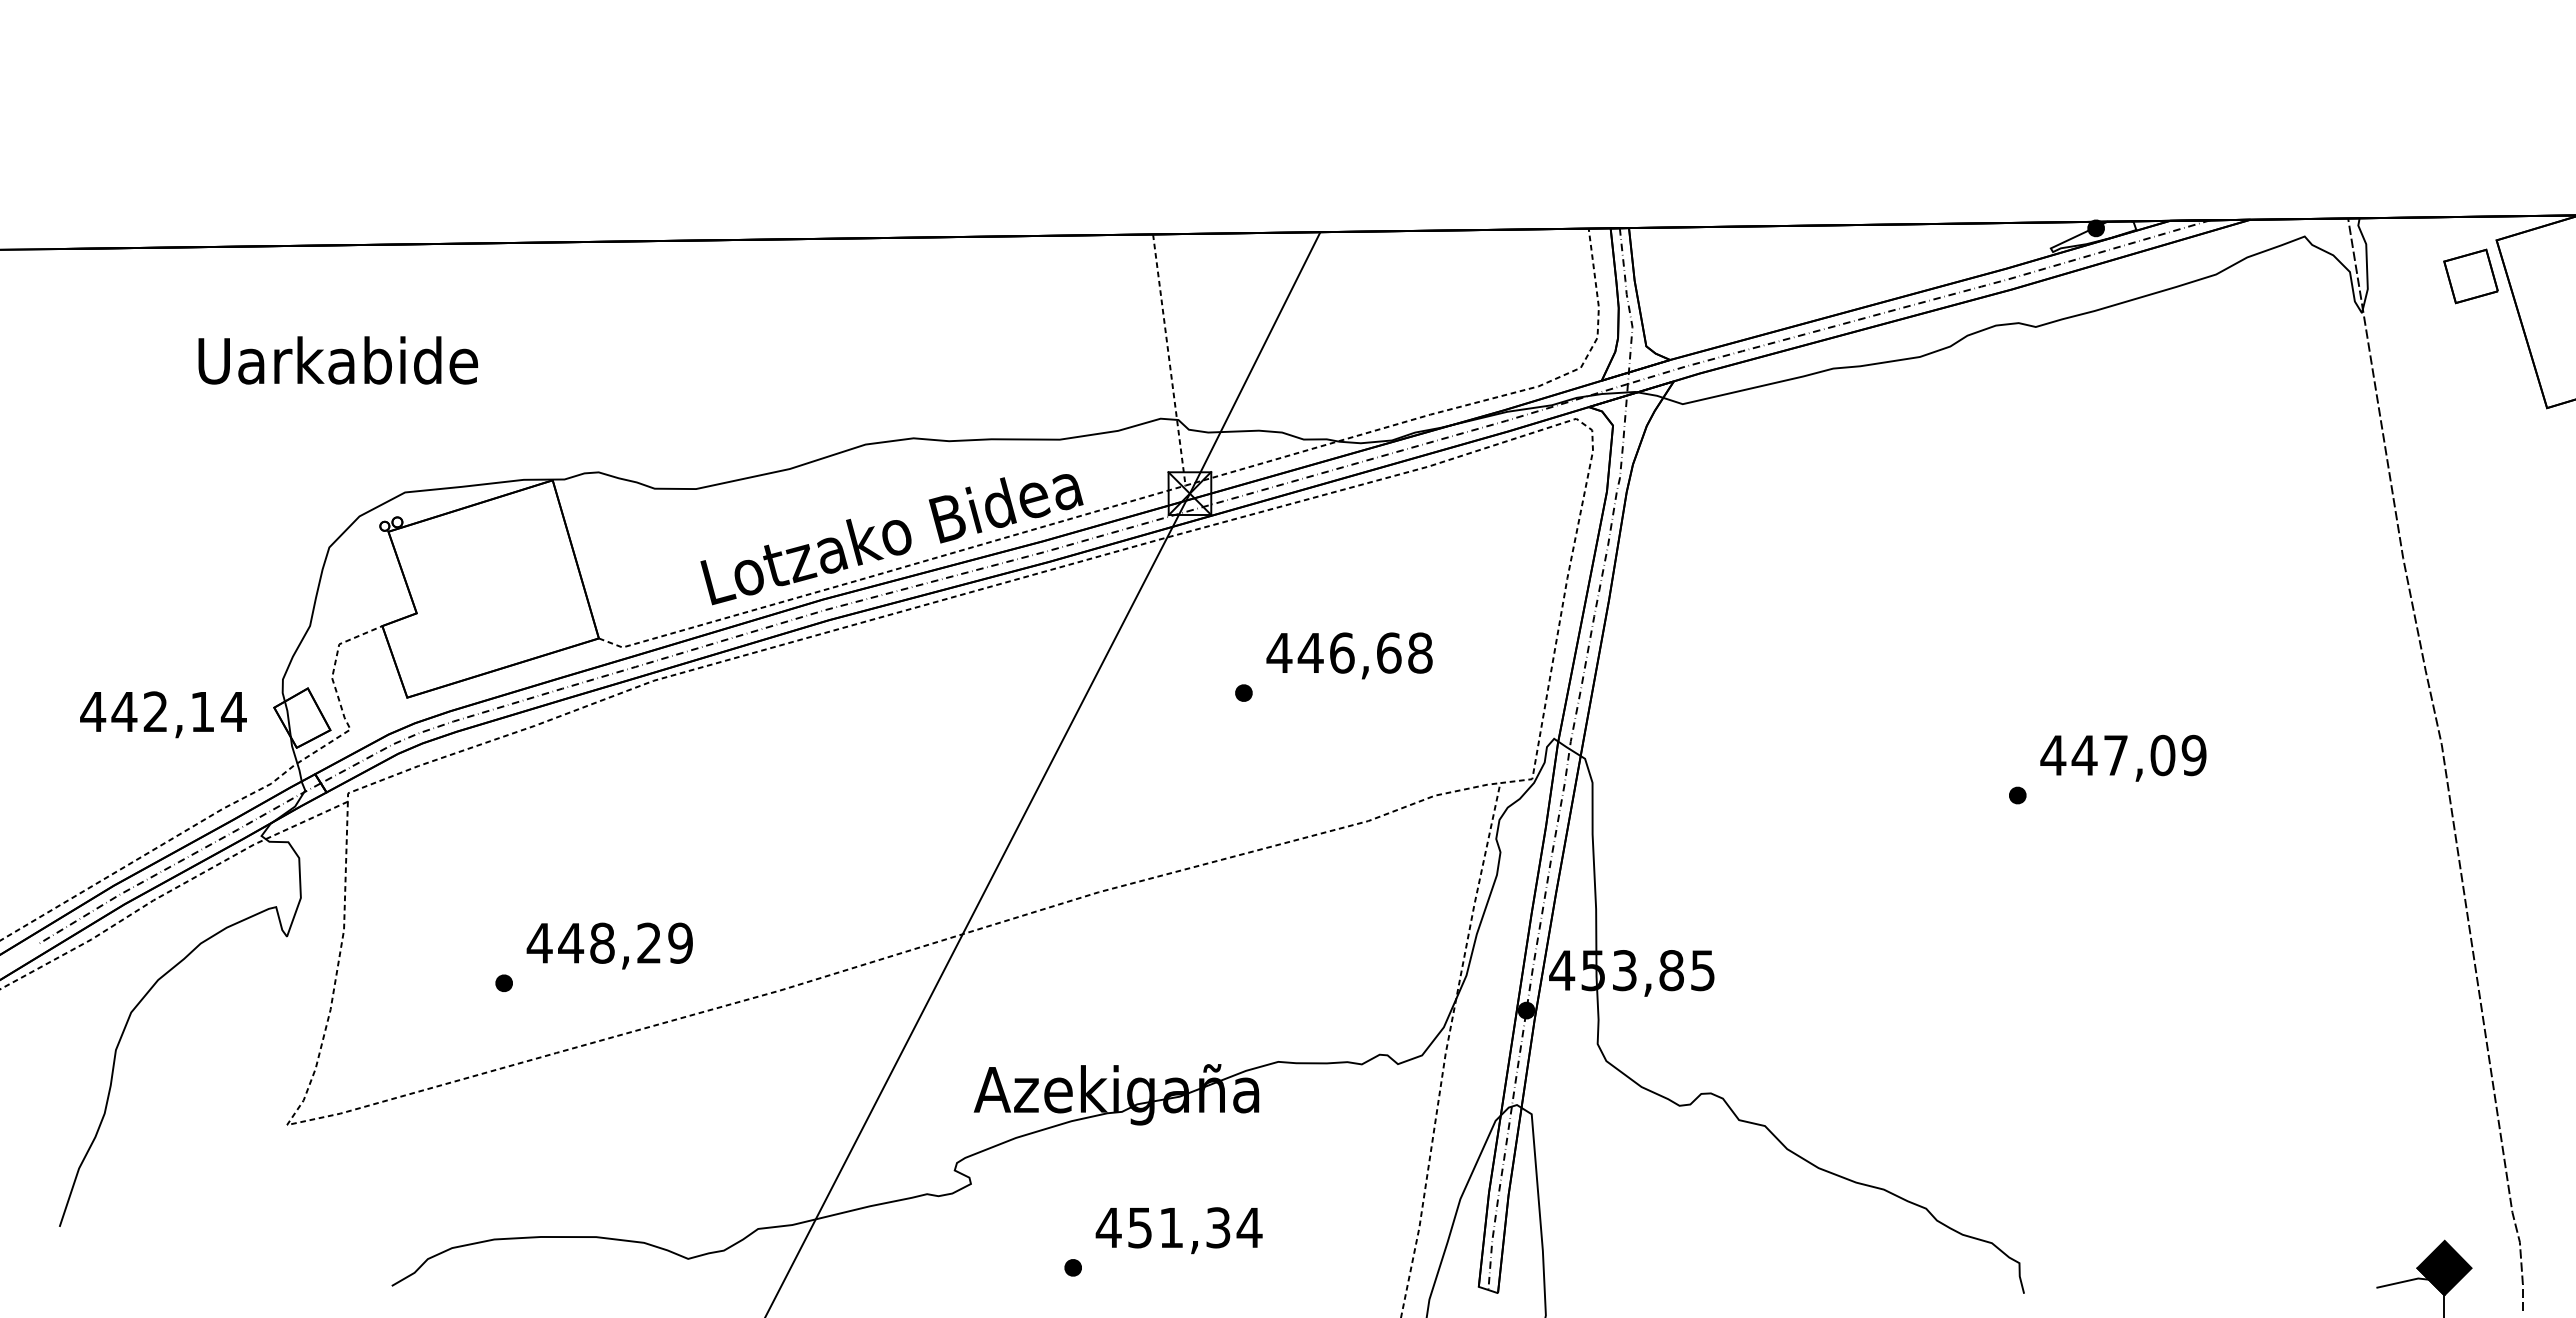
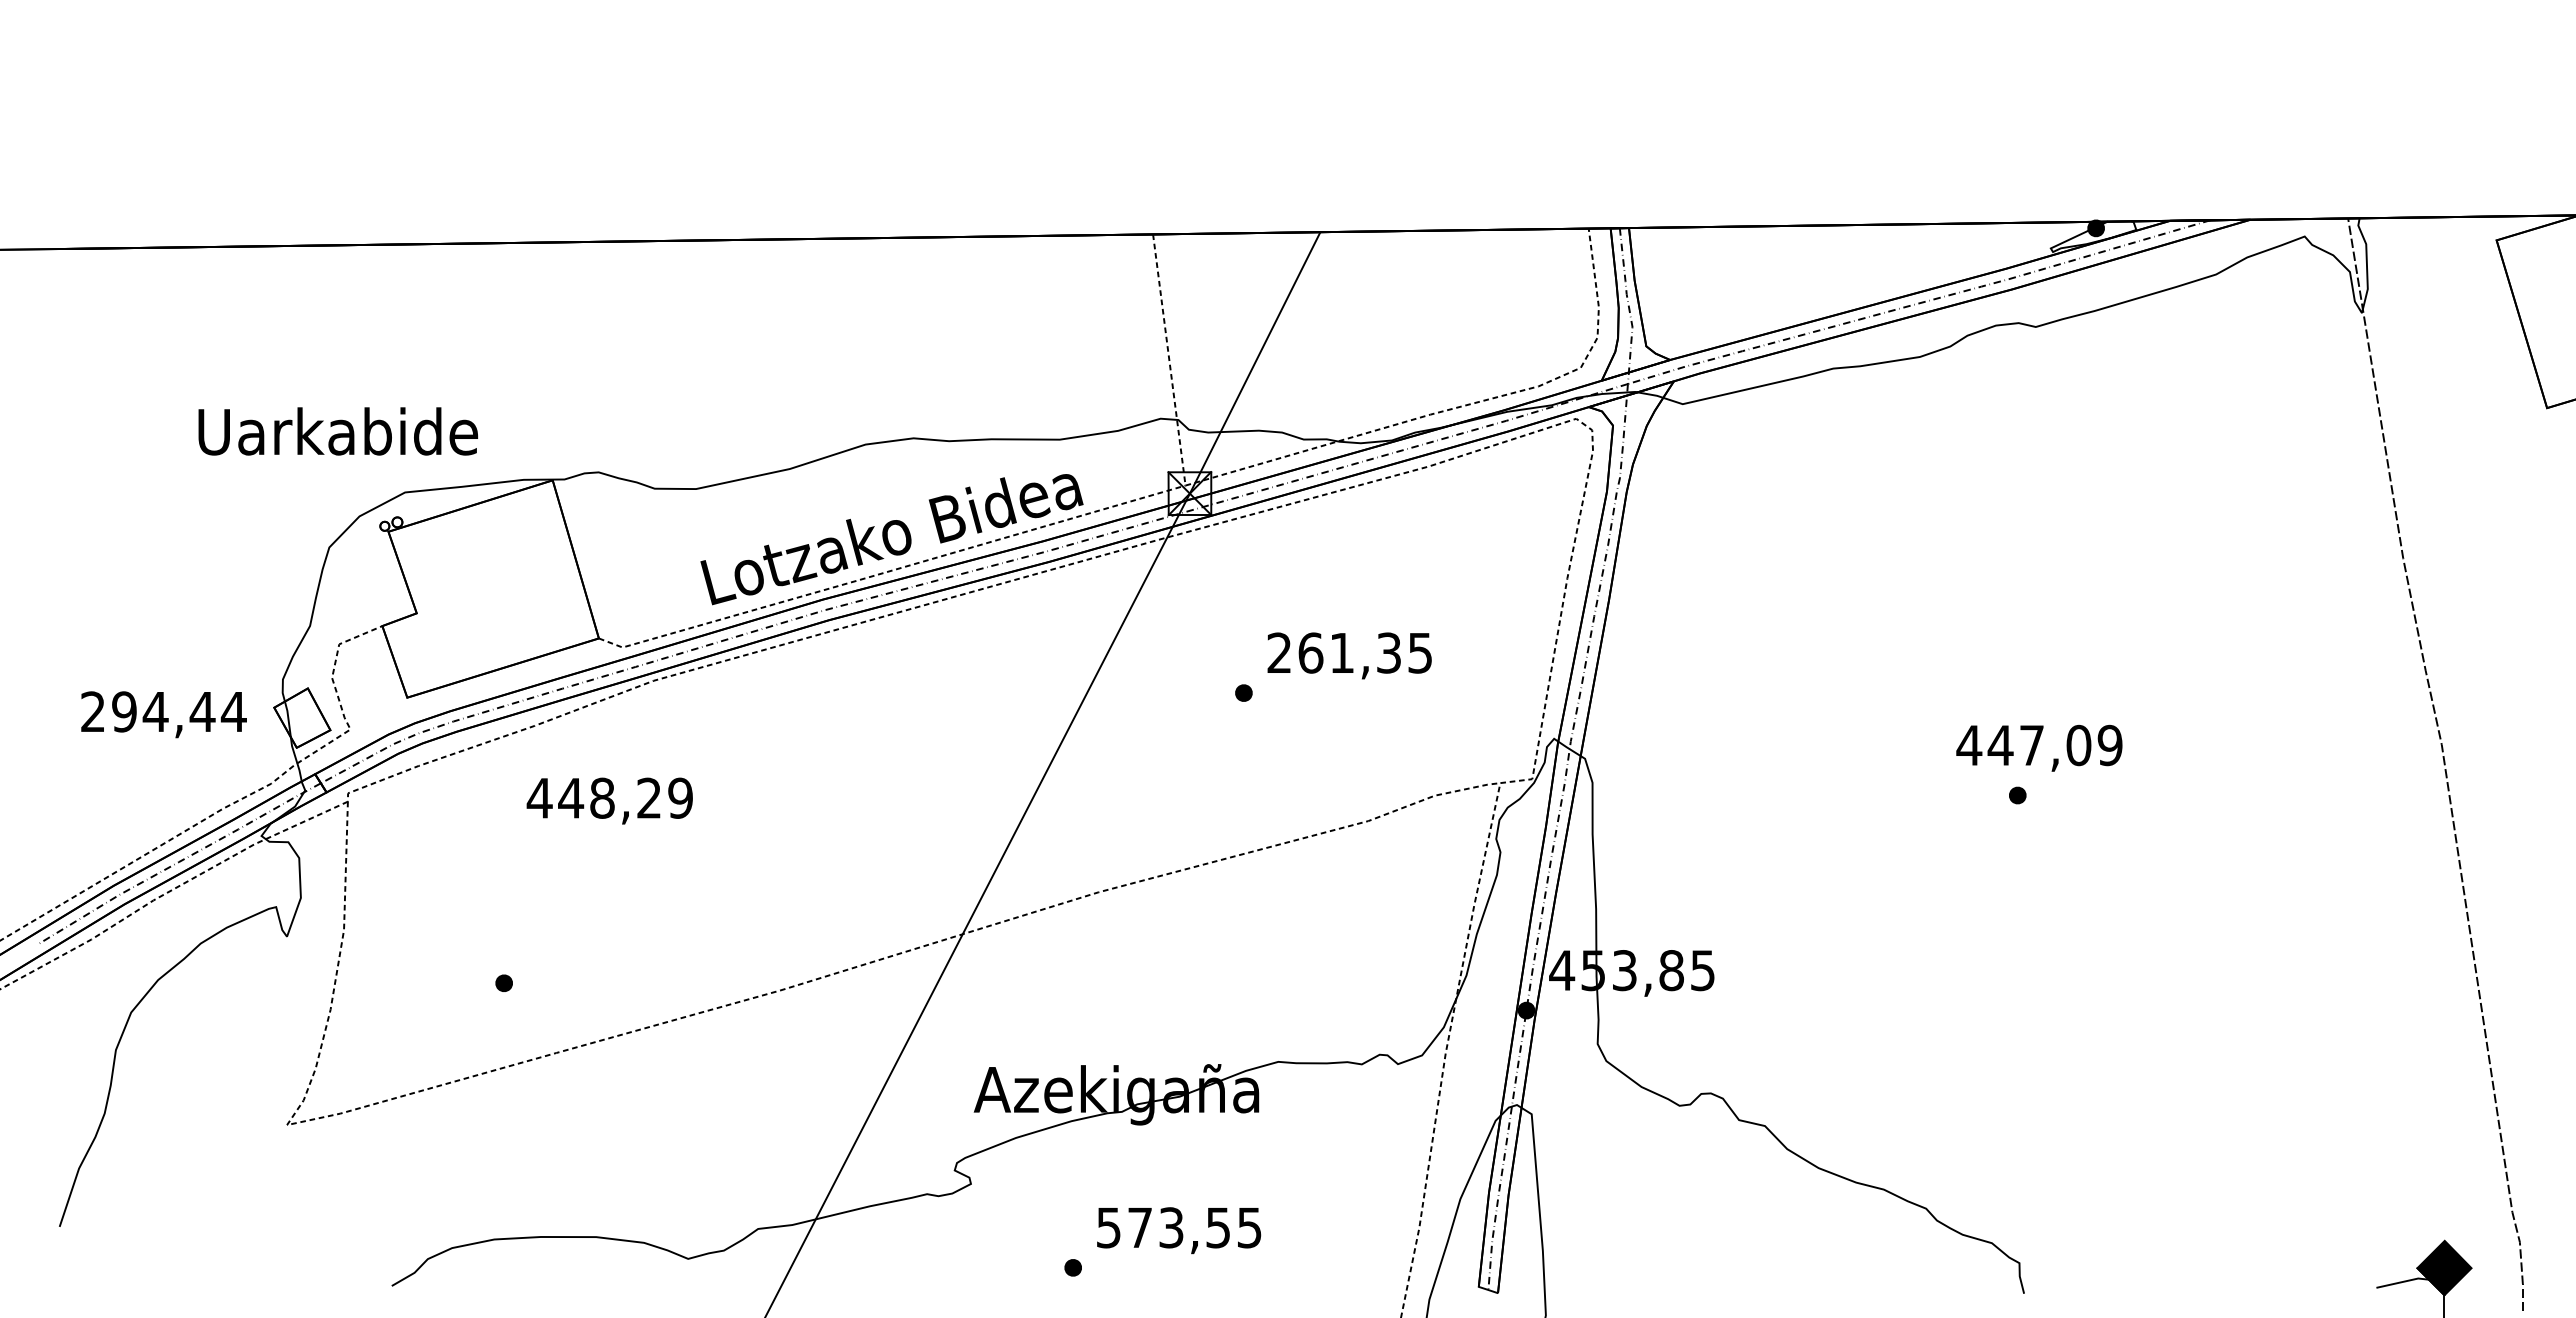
part: present -> none (2470, 276)
text position: (337, 360) -> (337, 431) (337, 431)
text: 446,68 -> 261,35 (1349, 652)
text: 442,14 -> 294,44 (147, 711)
text position: (2123, 757) -> (2039, 747) (2039, 747)
text position: (609, 945) -> (609, 800) (609, 800)
text: 451,34 -> 573,55 (1178, 1227)
